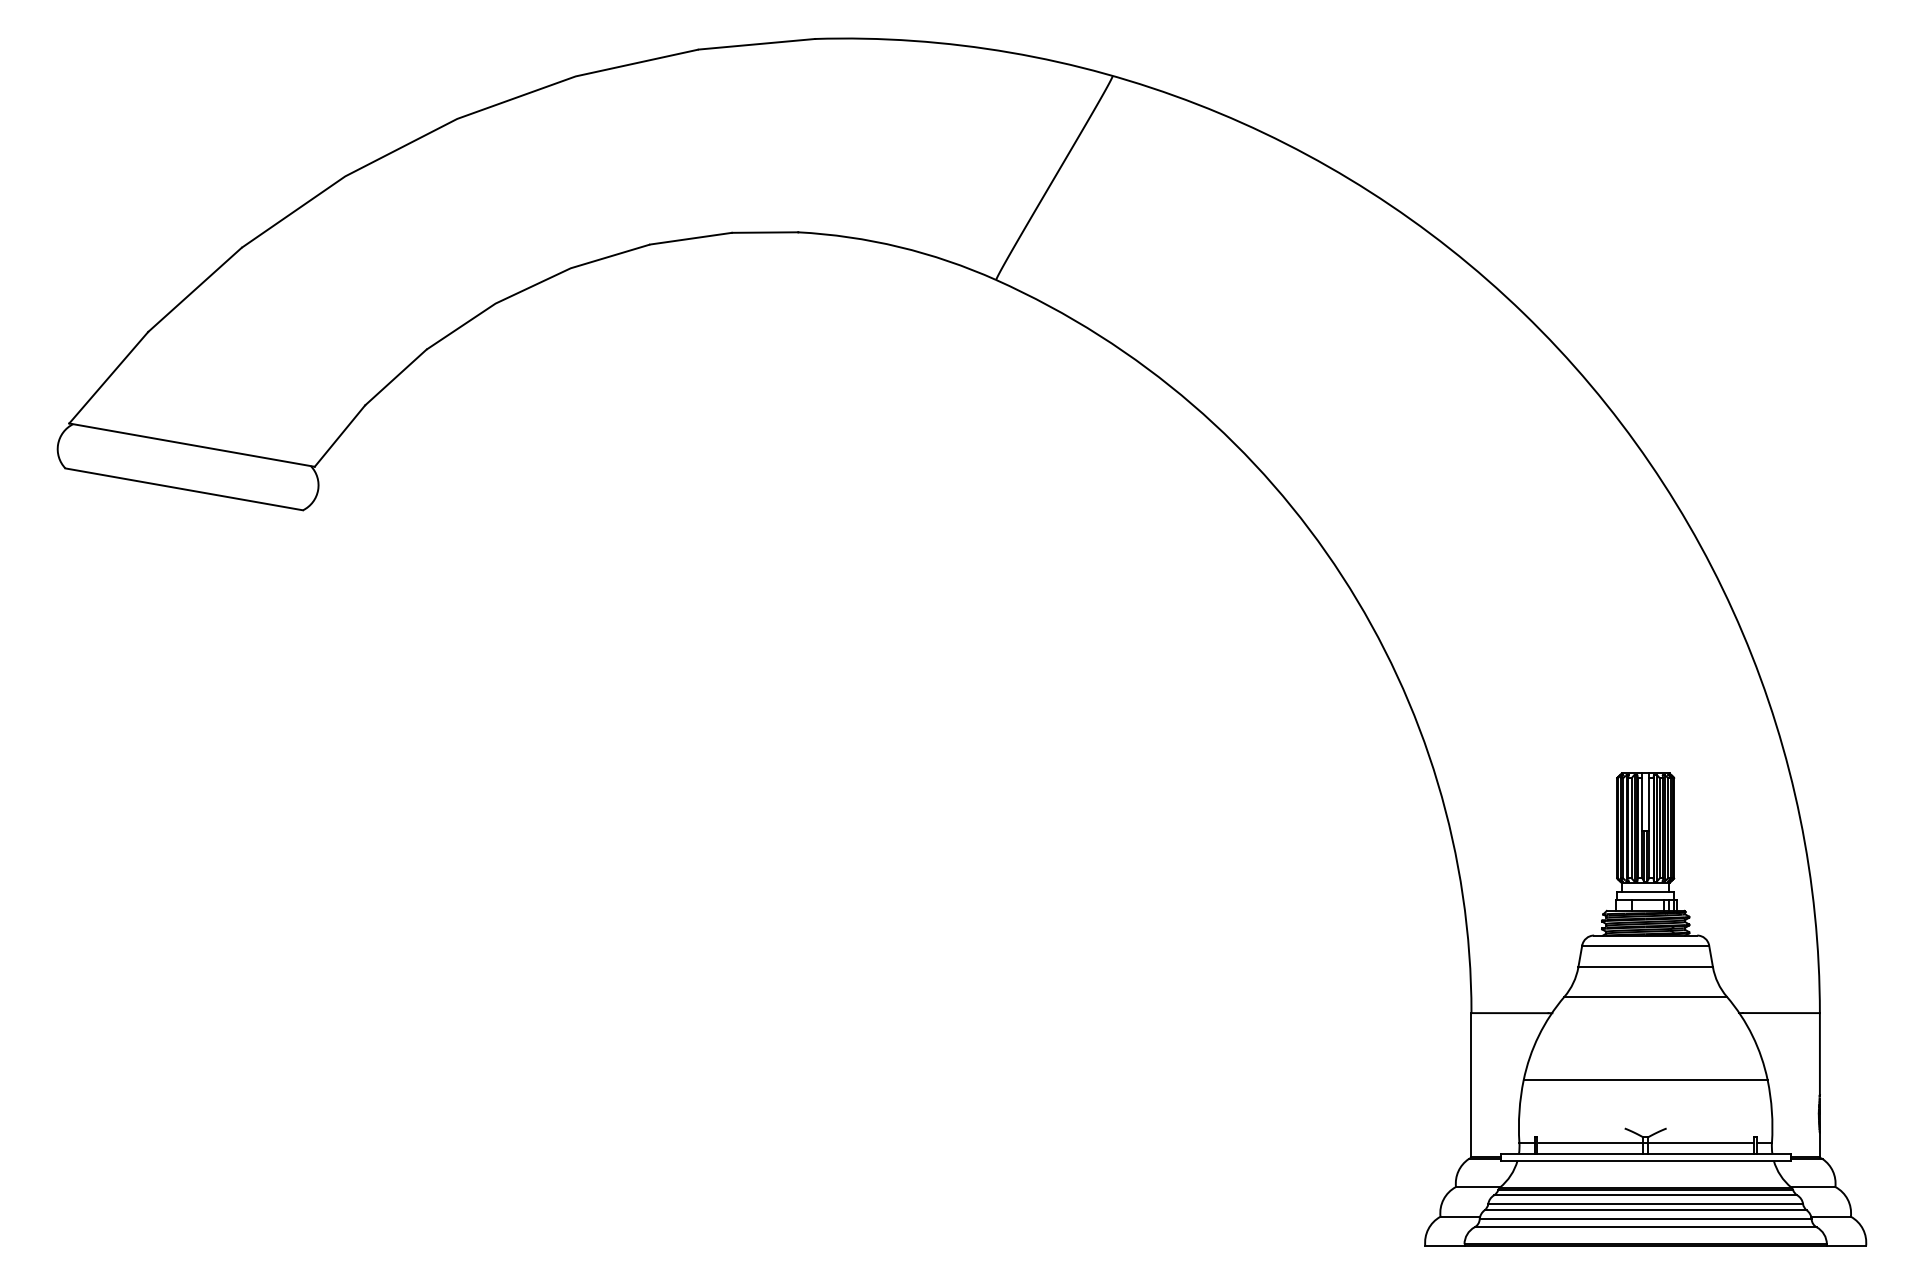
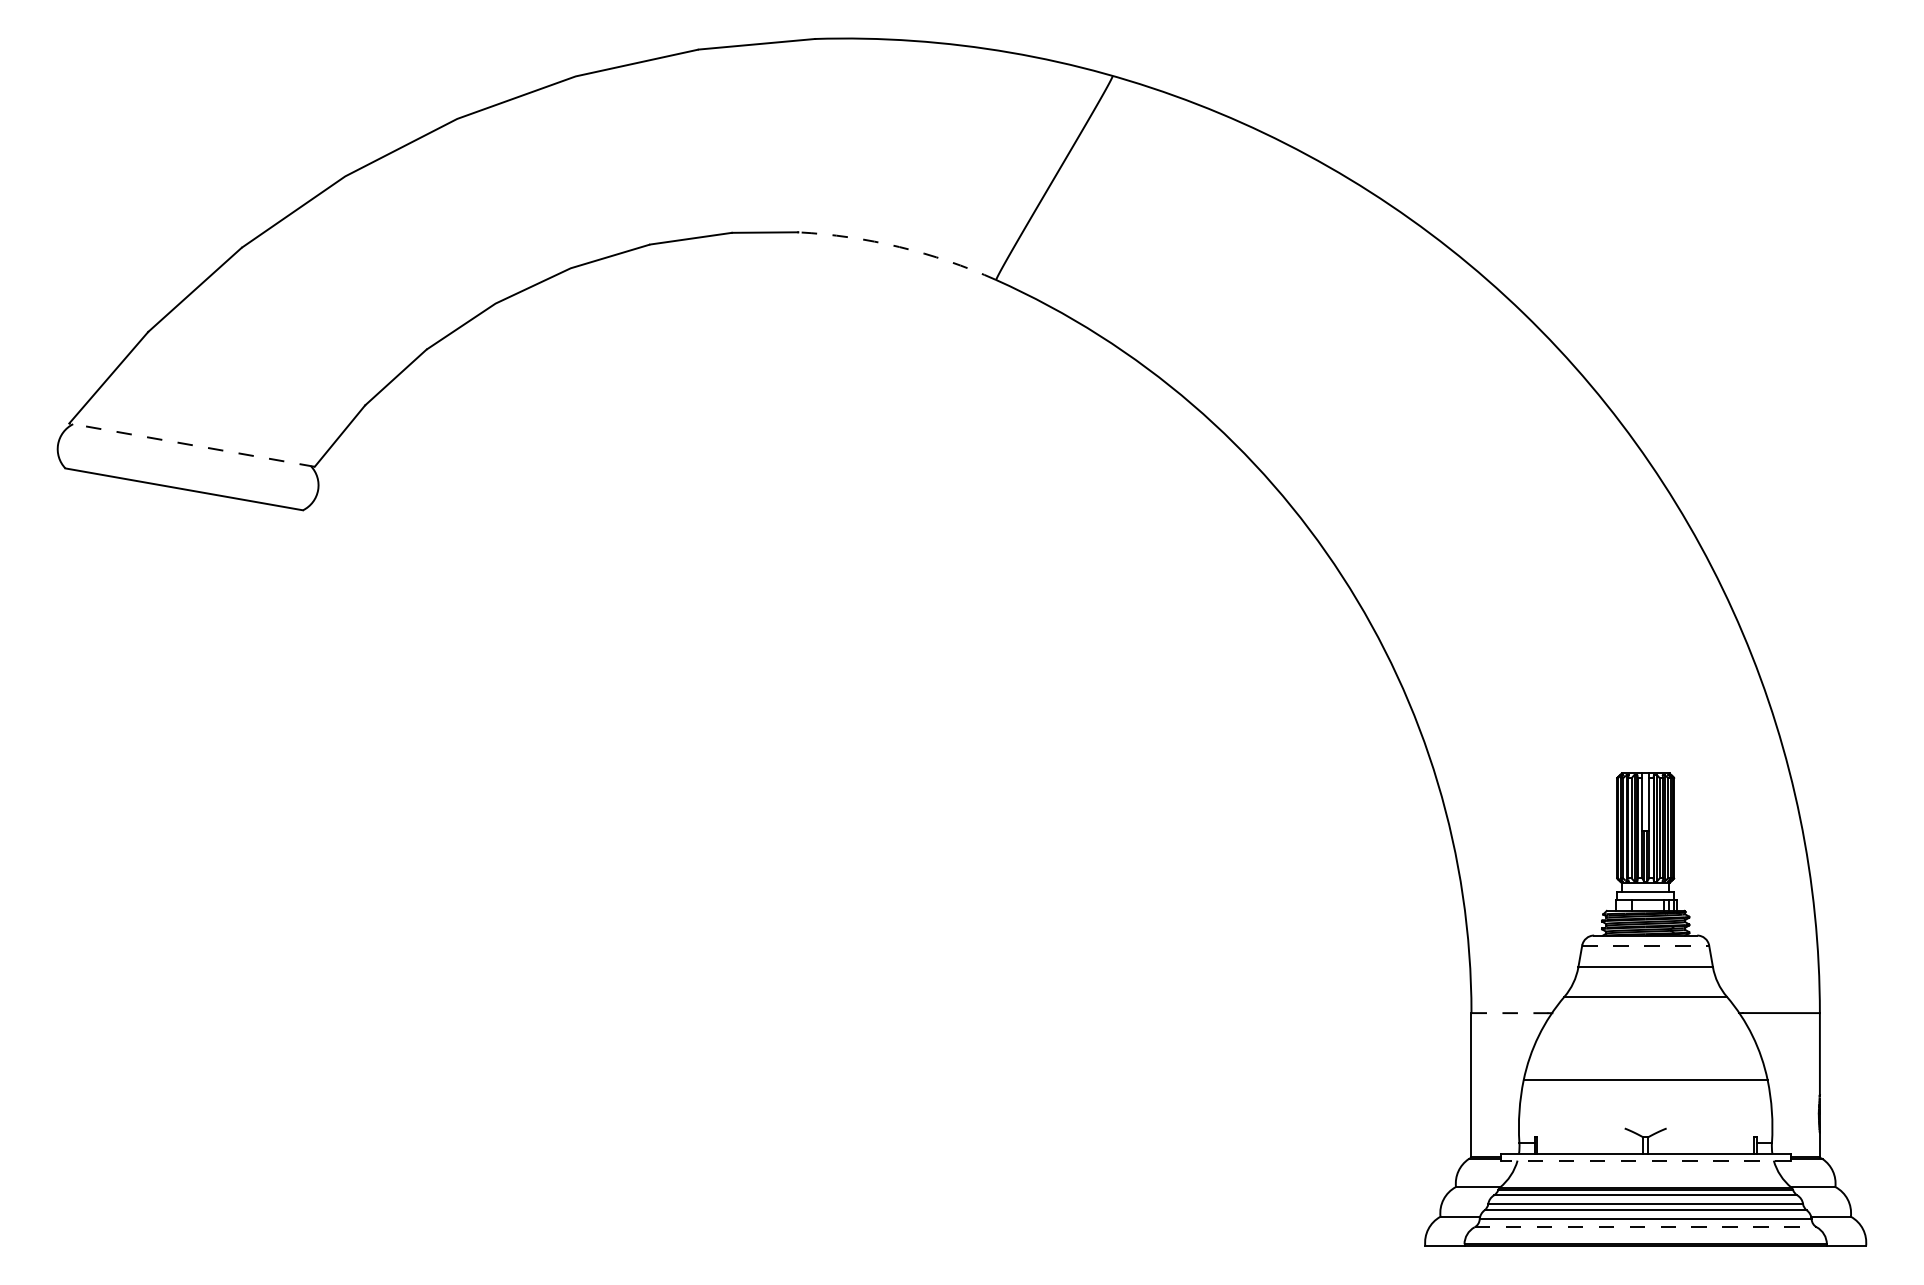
arc: solid -> dashed (899, 247)
line: solid -> dashed (192, 445)
line: solid -> dashed (1646, 945)
line: solid -> dashed (1510, 1013)
line: present -> none (1645, 1142)
line: solid -> dashed (1645, 1160)
line: solid -> dashed (1646, 1227)
